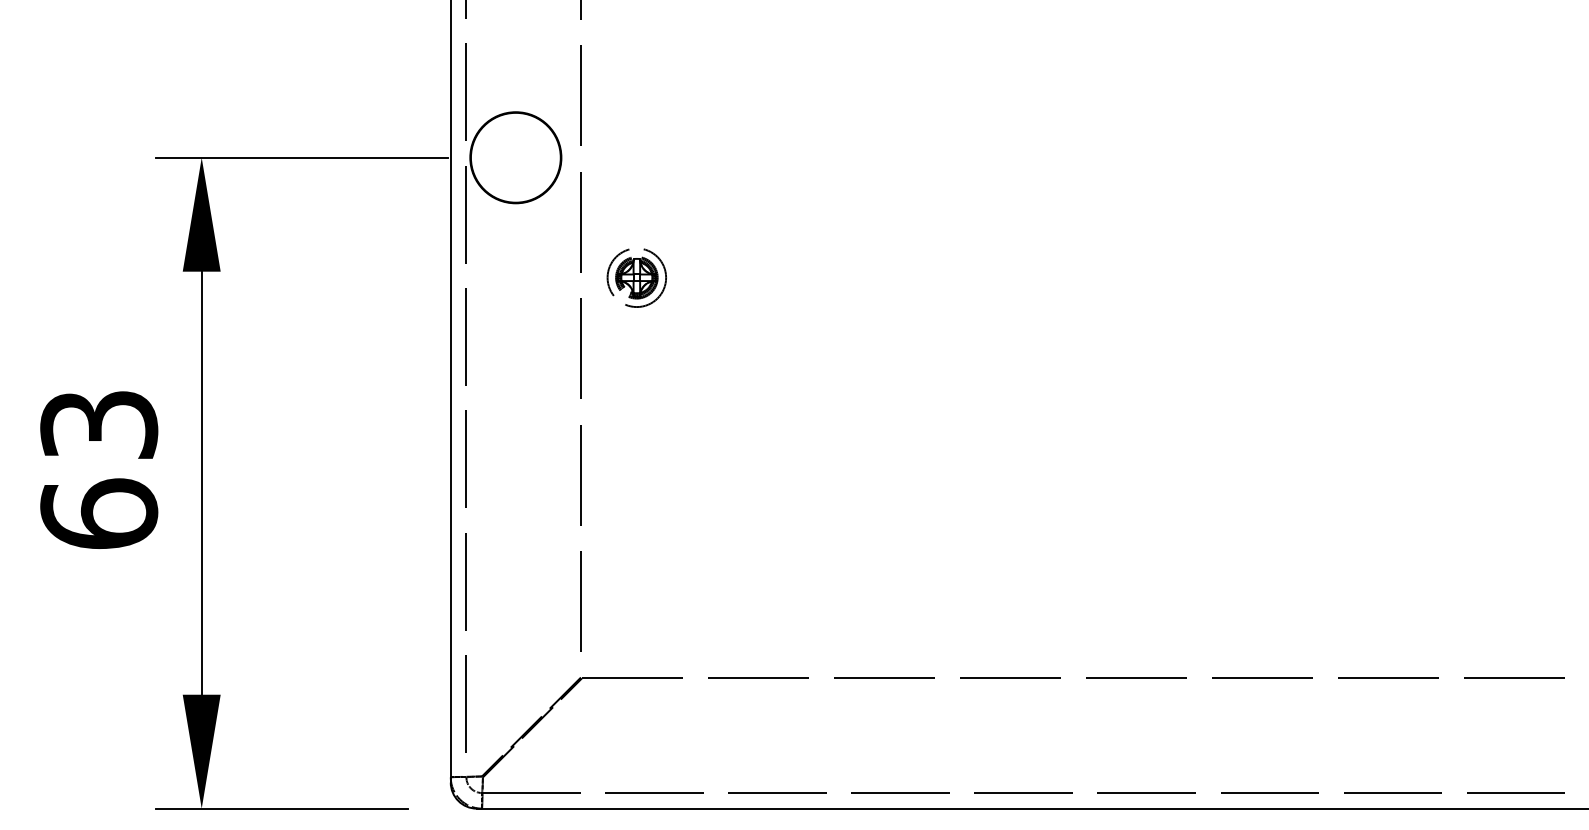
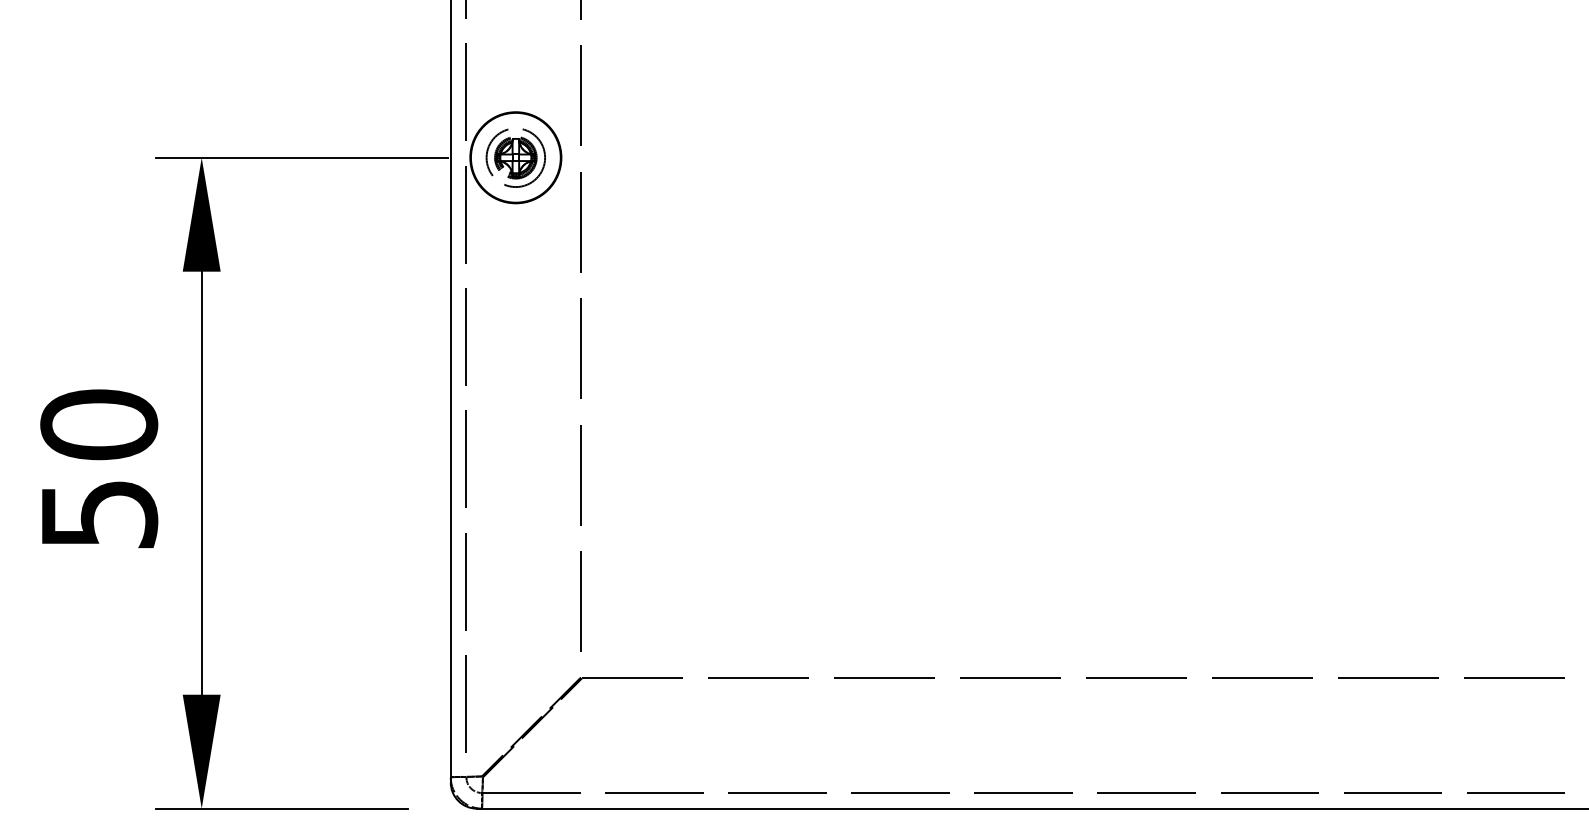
part position: (636, 277) -> (515, 157) (515, 157)
text: 63 -> 50 (99, 468)
